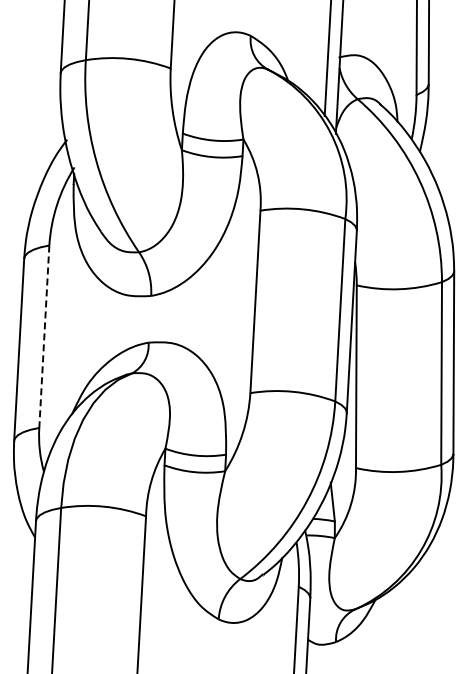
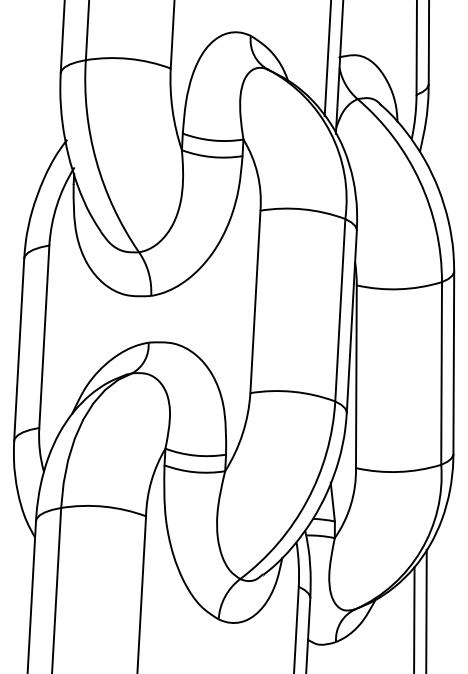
line: dashed -> solid (44, 337)
line: none -> present (426, 609)
line: none -> present (414, 618)
